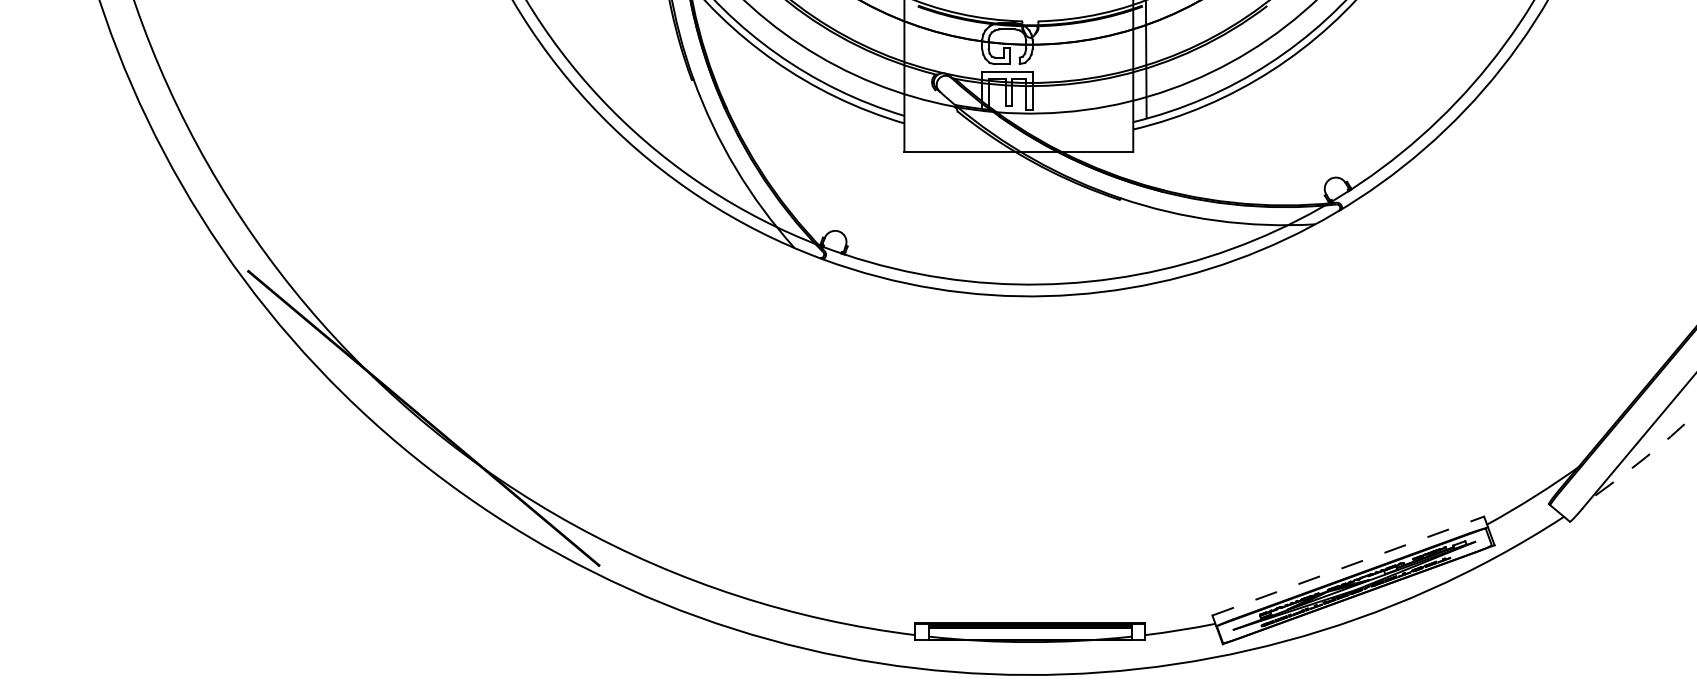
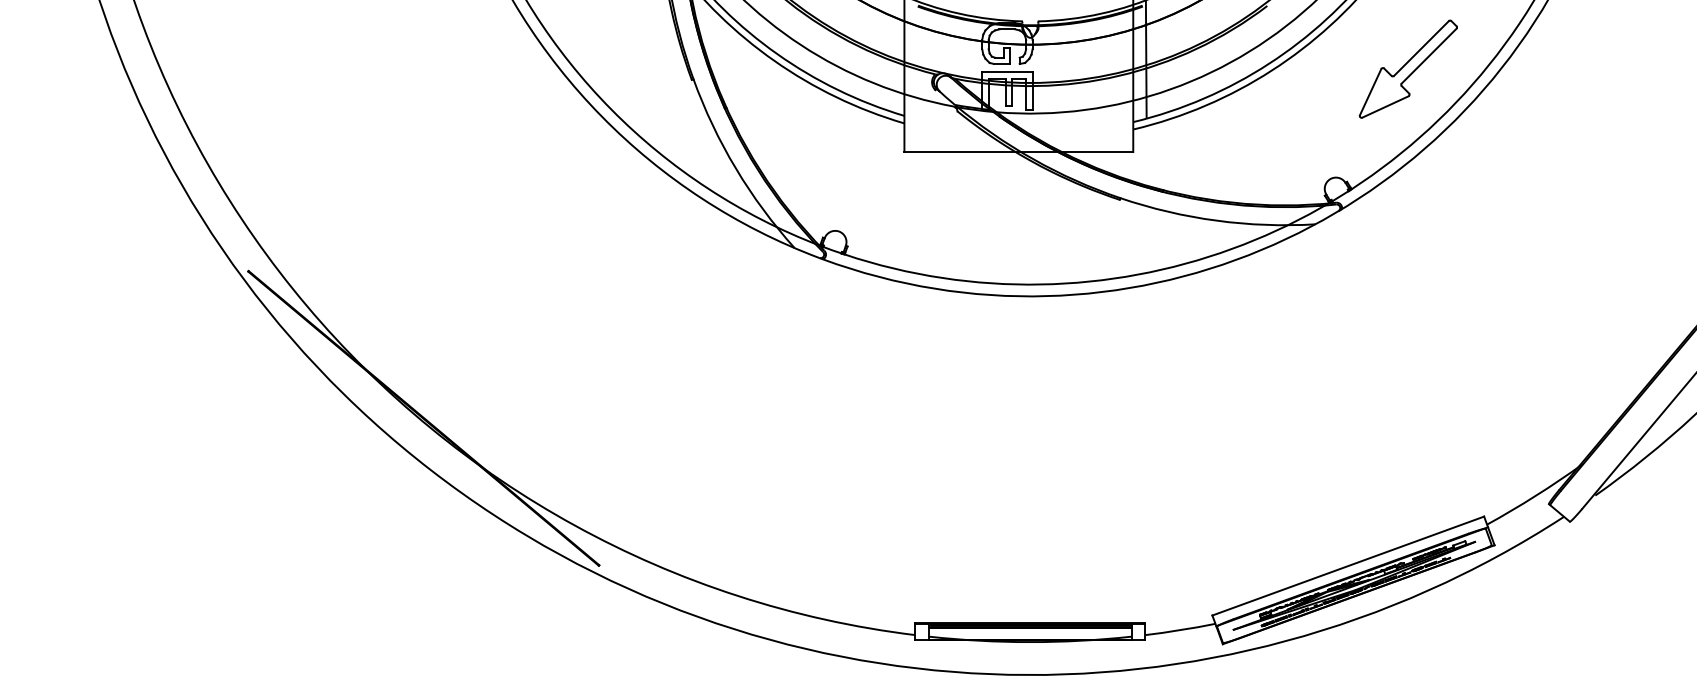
part: none -> present (1407, 68)
arc: dashed -> solid (1647, 455)
line: dashed -> solid (1348, 566)
